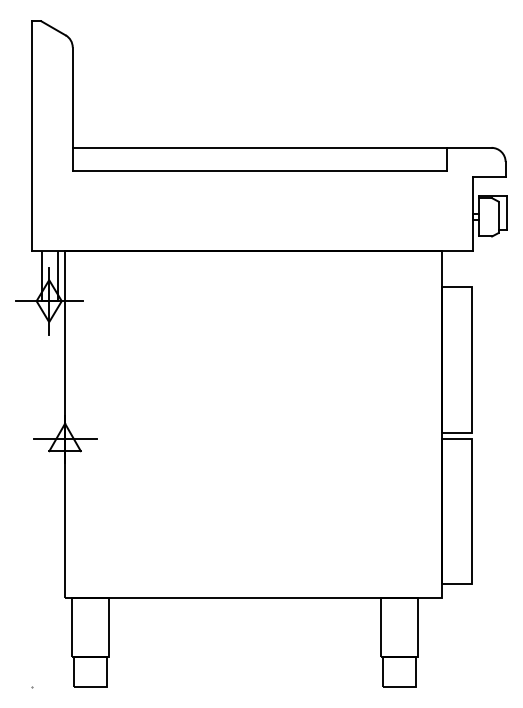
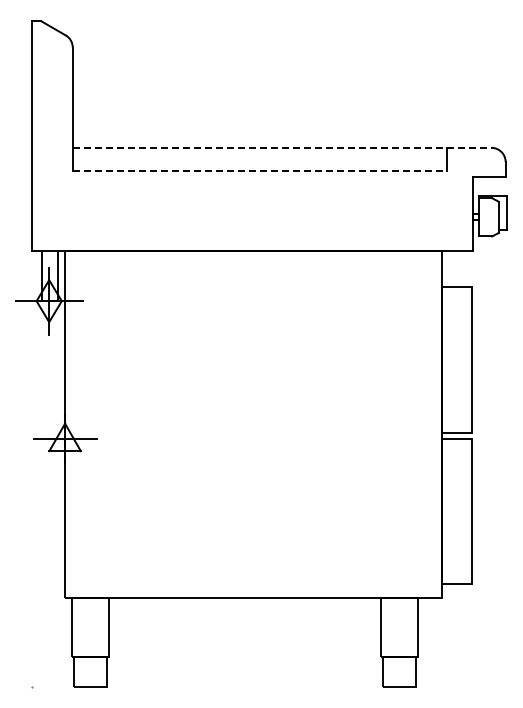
line: solid -> dashed (282, 147)
line: solid -> dashed (259, 171)
